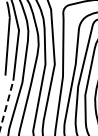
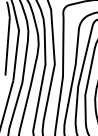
line: dashed -> solid (6, 104)
